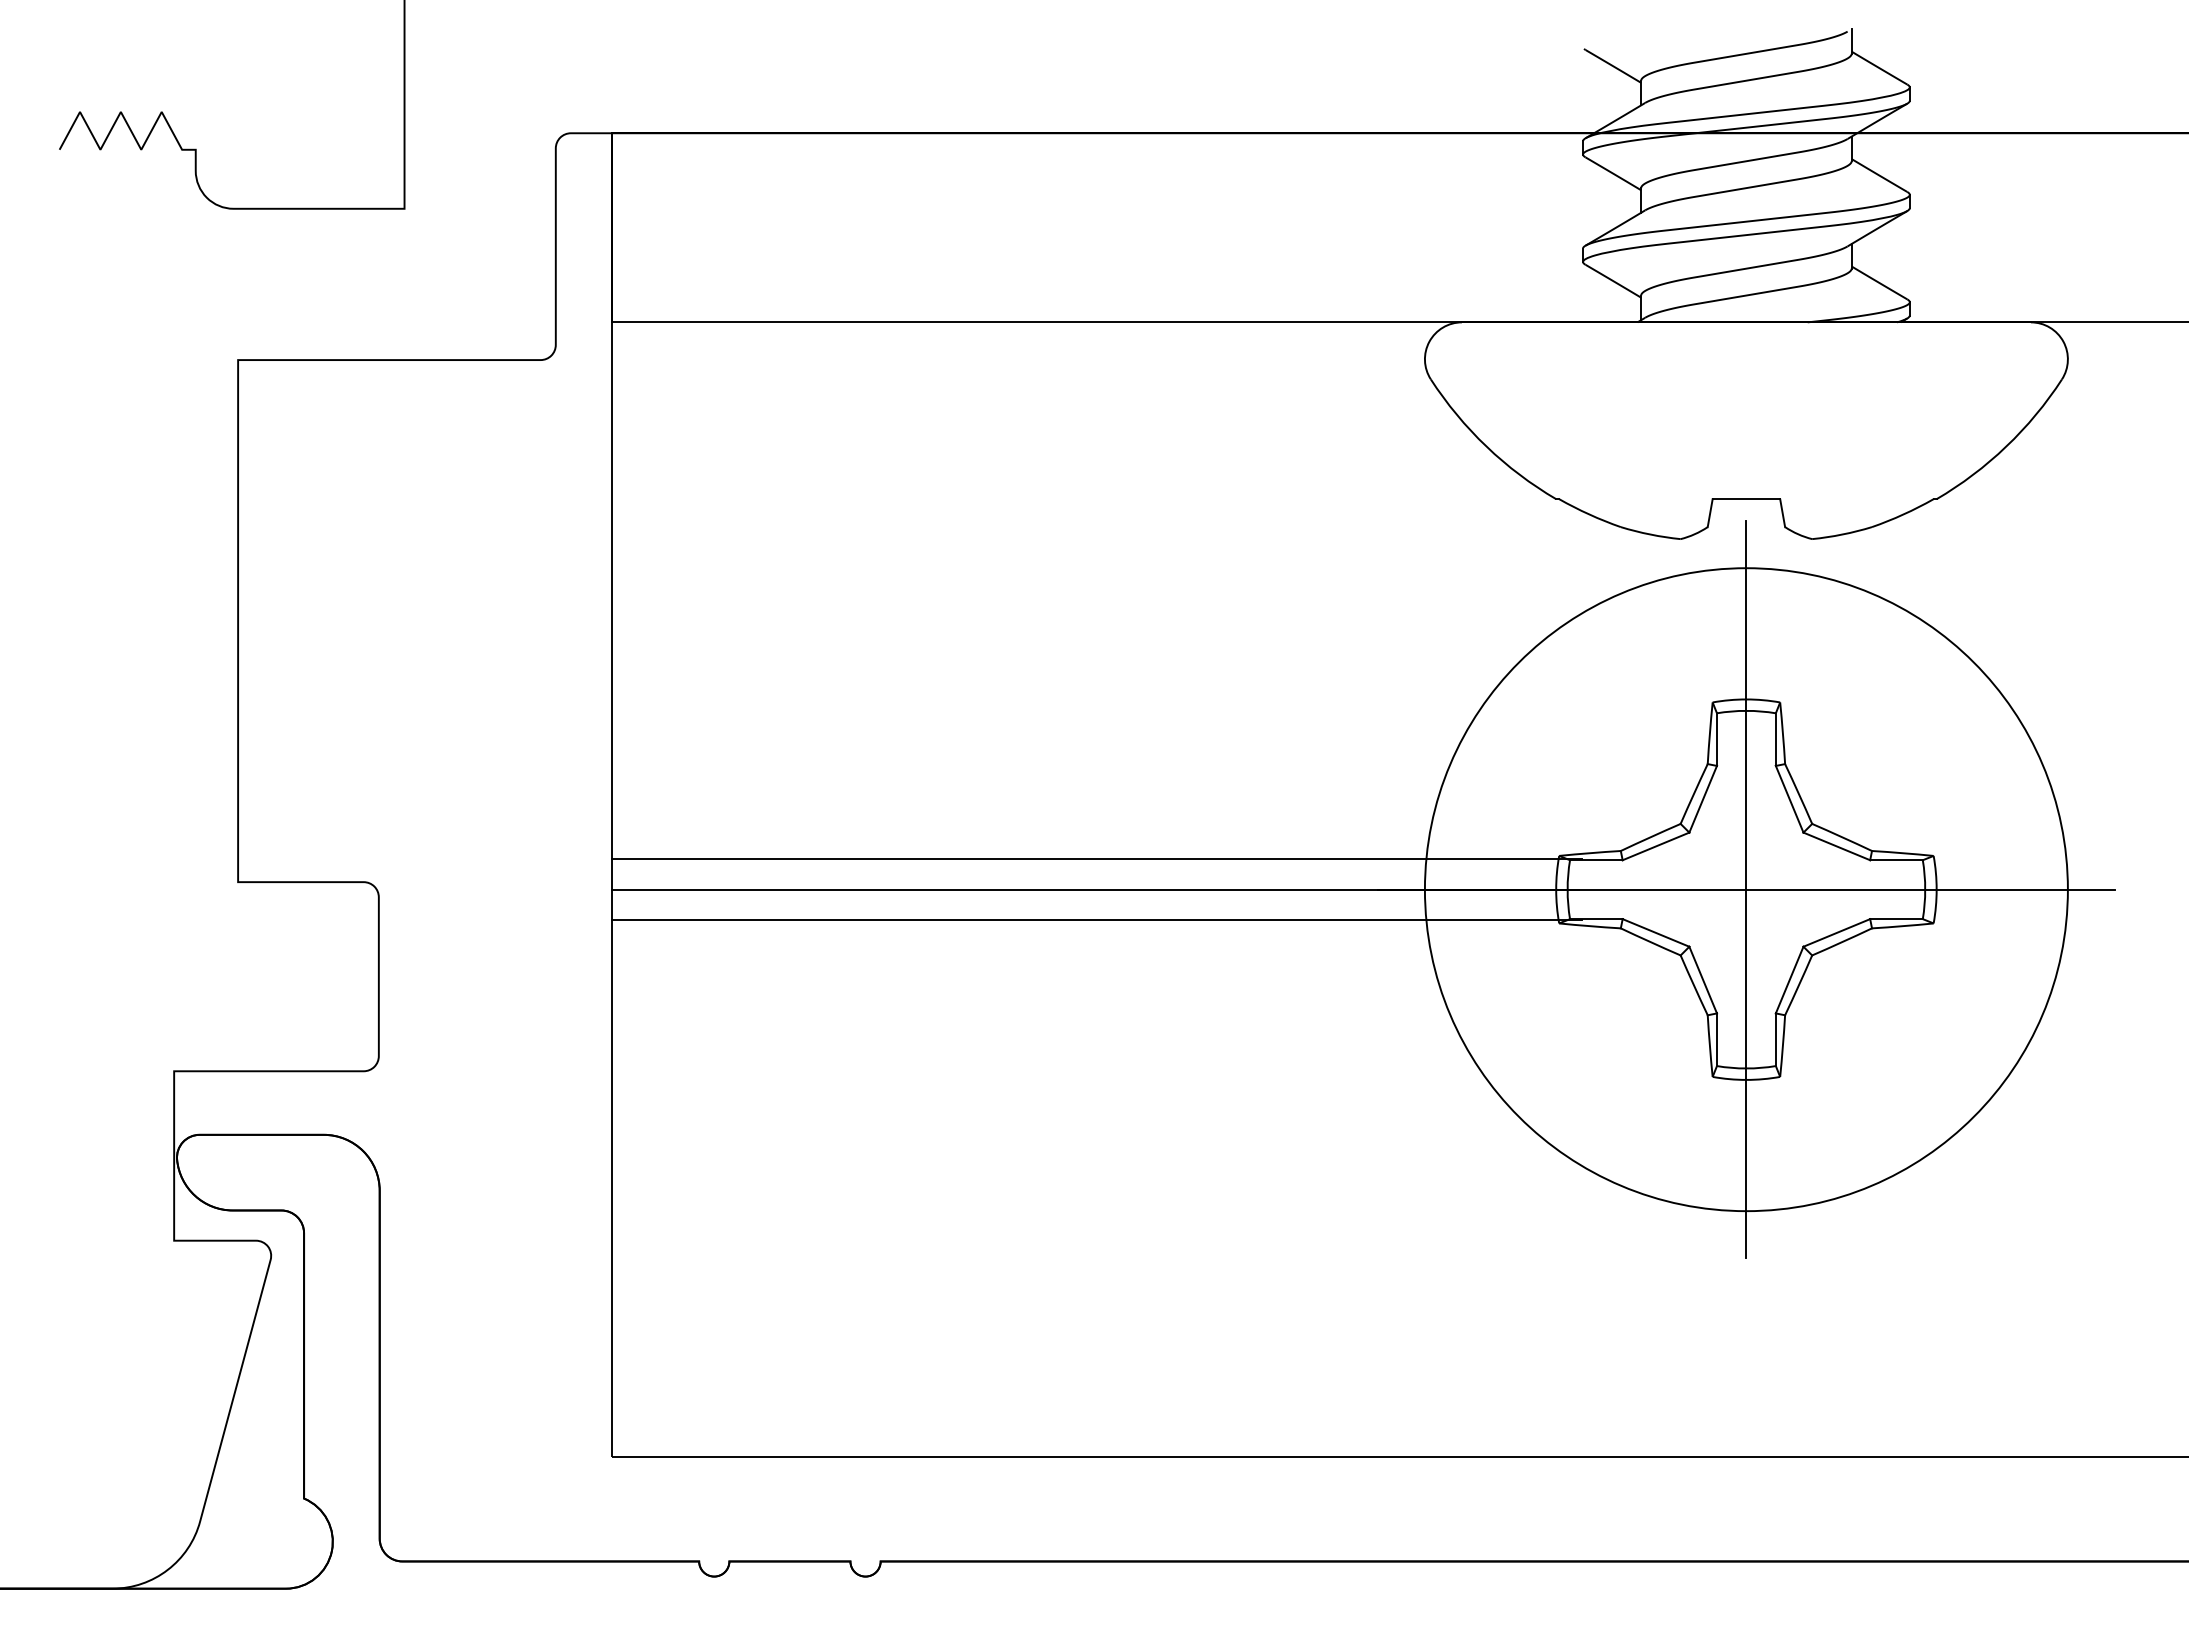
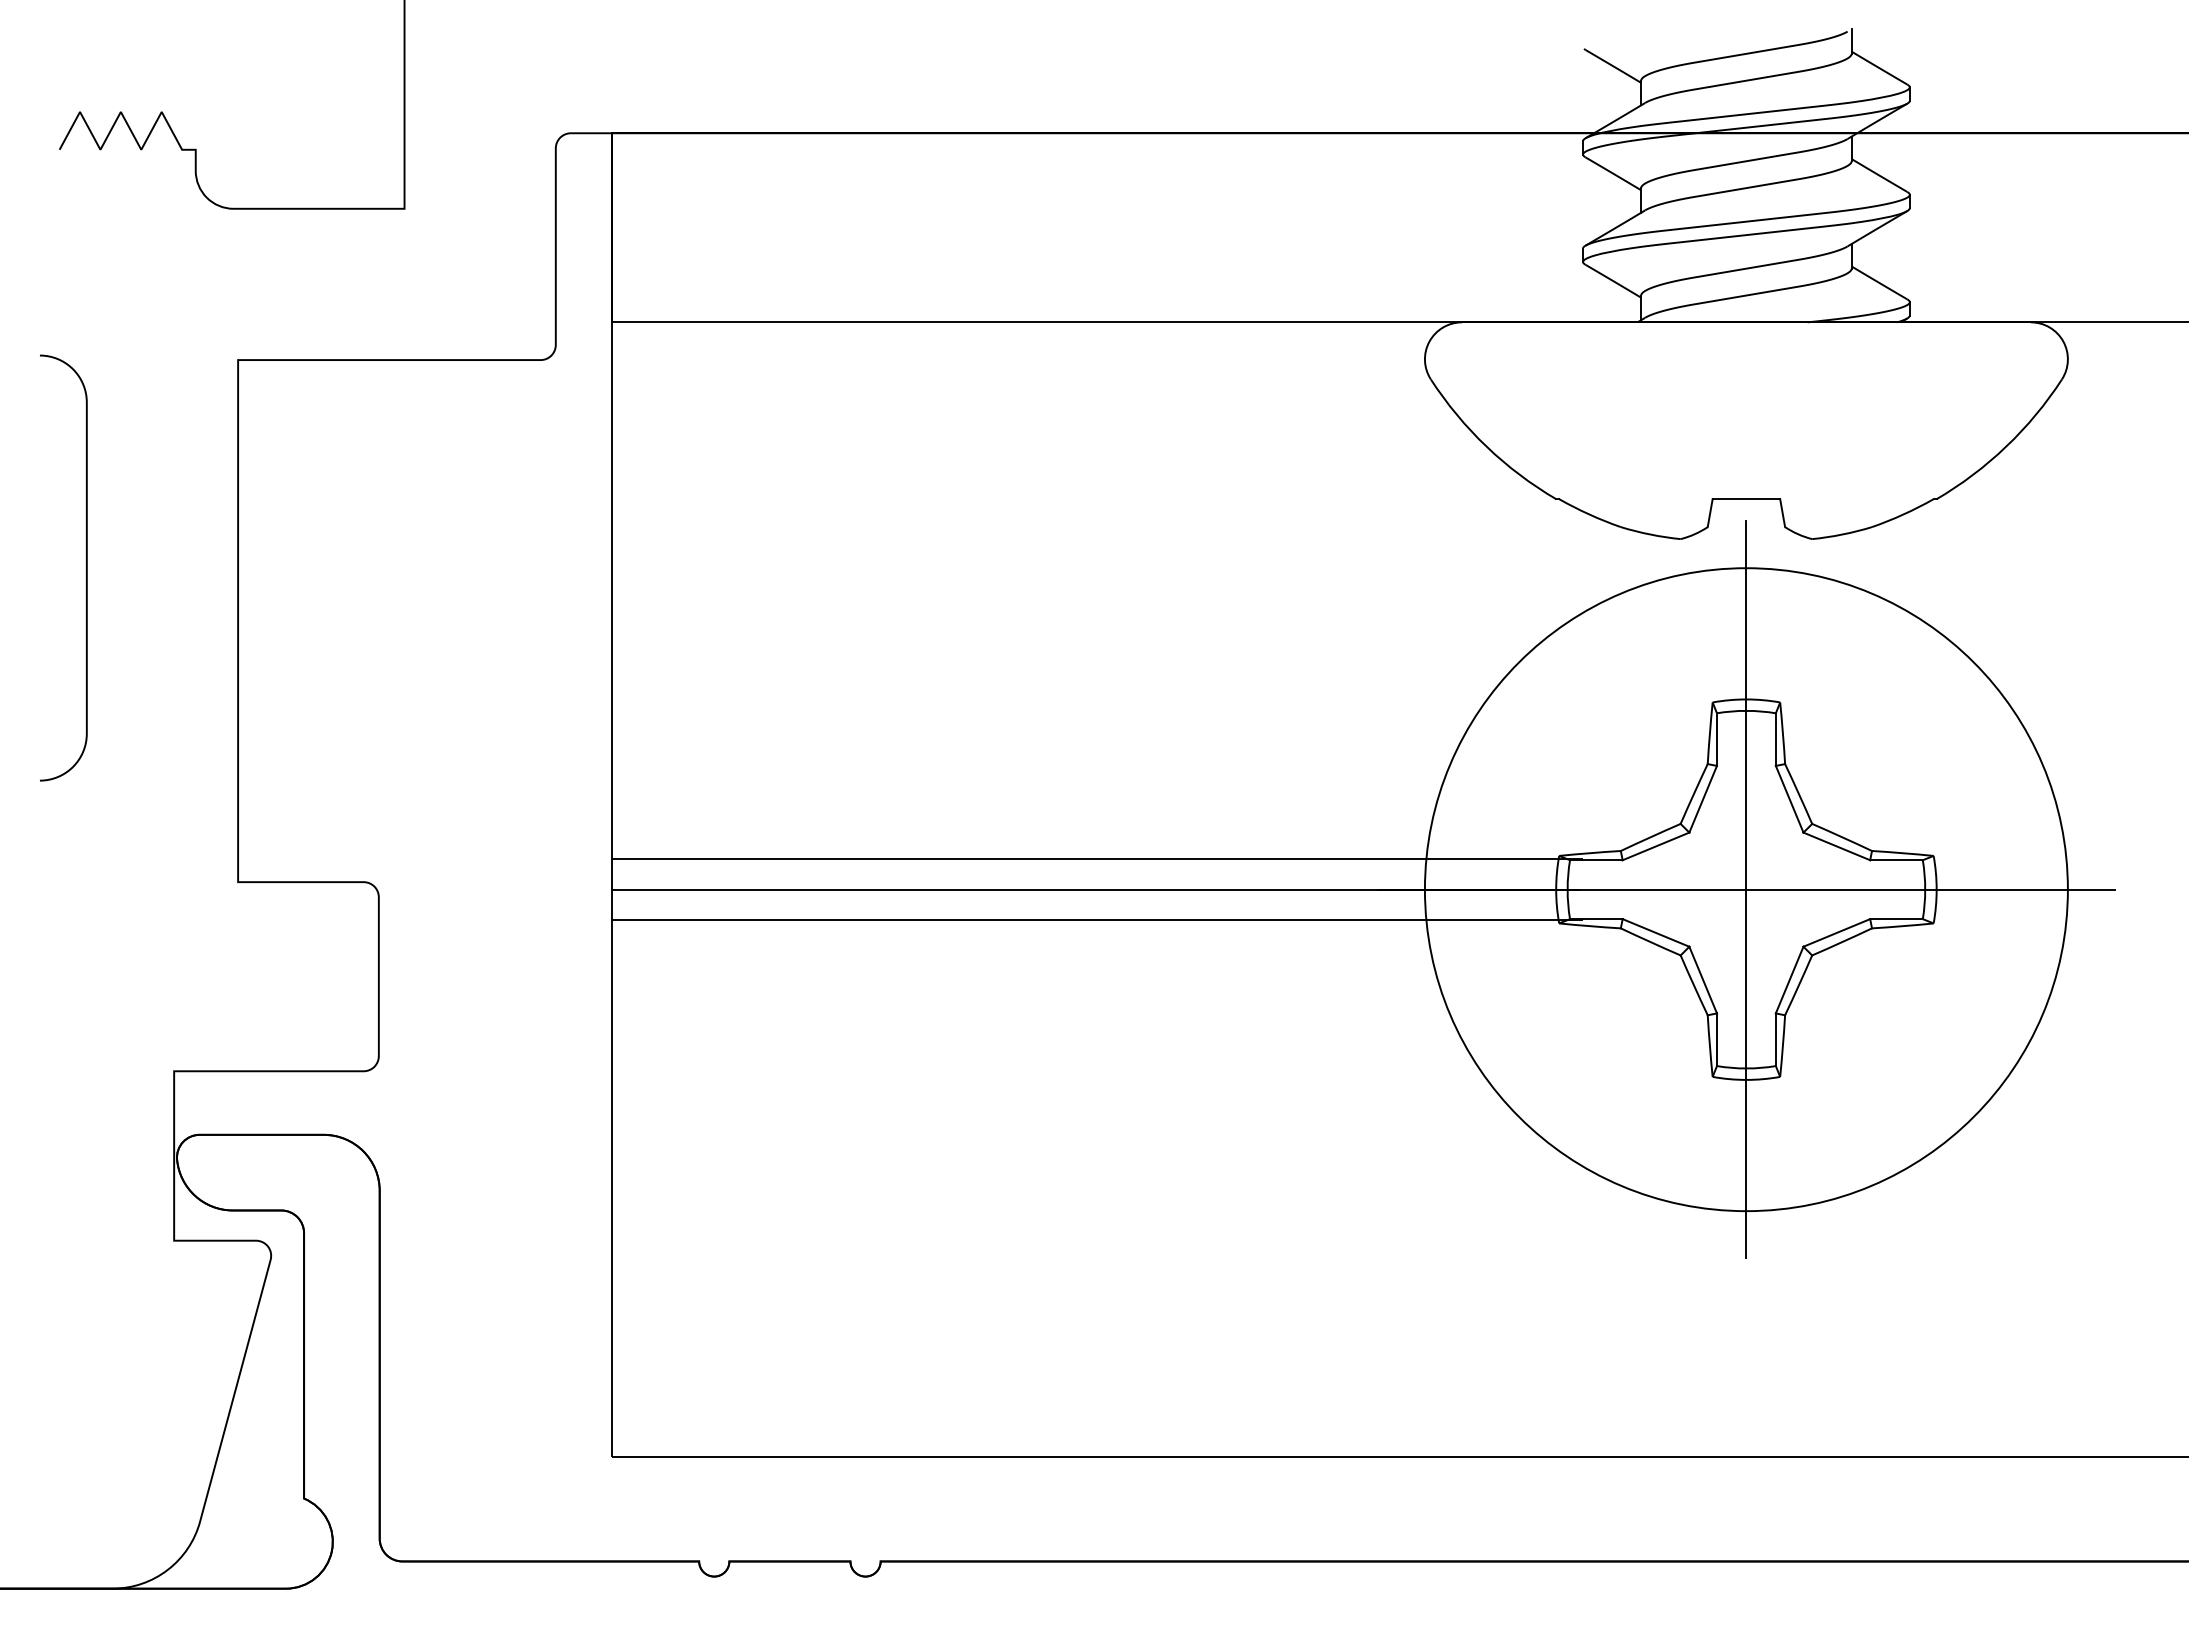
curve: none -> present (86, 567)
